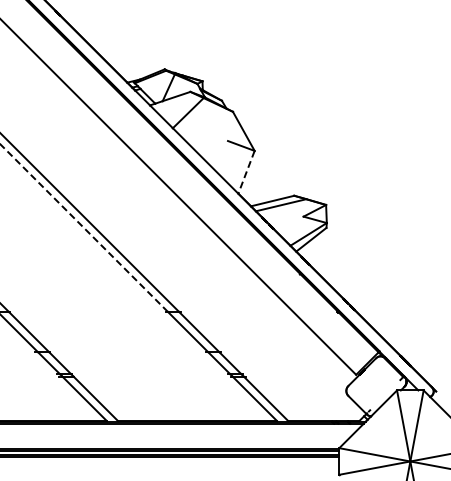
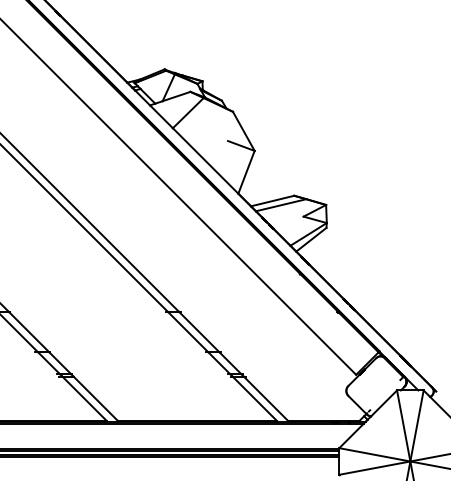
line: dashed -> solid (246, 172)
line: dashed -> solid (83, 227)
